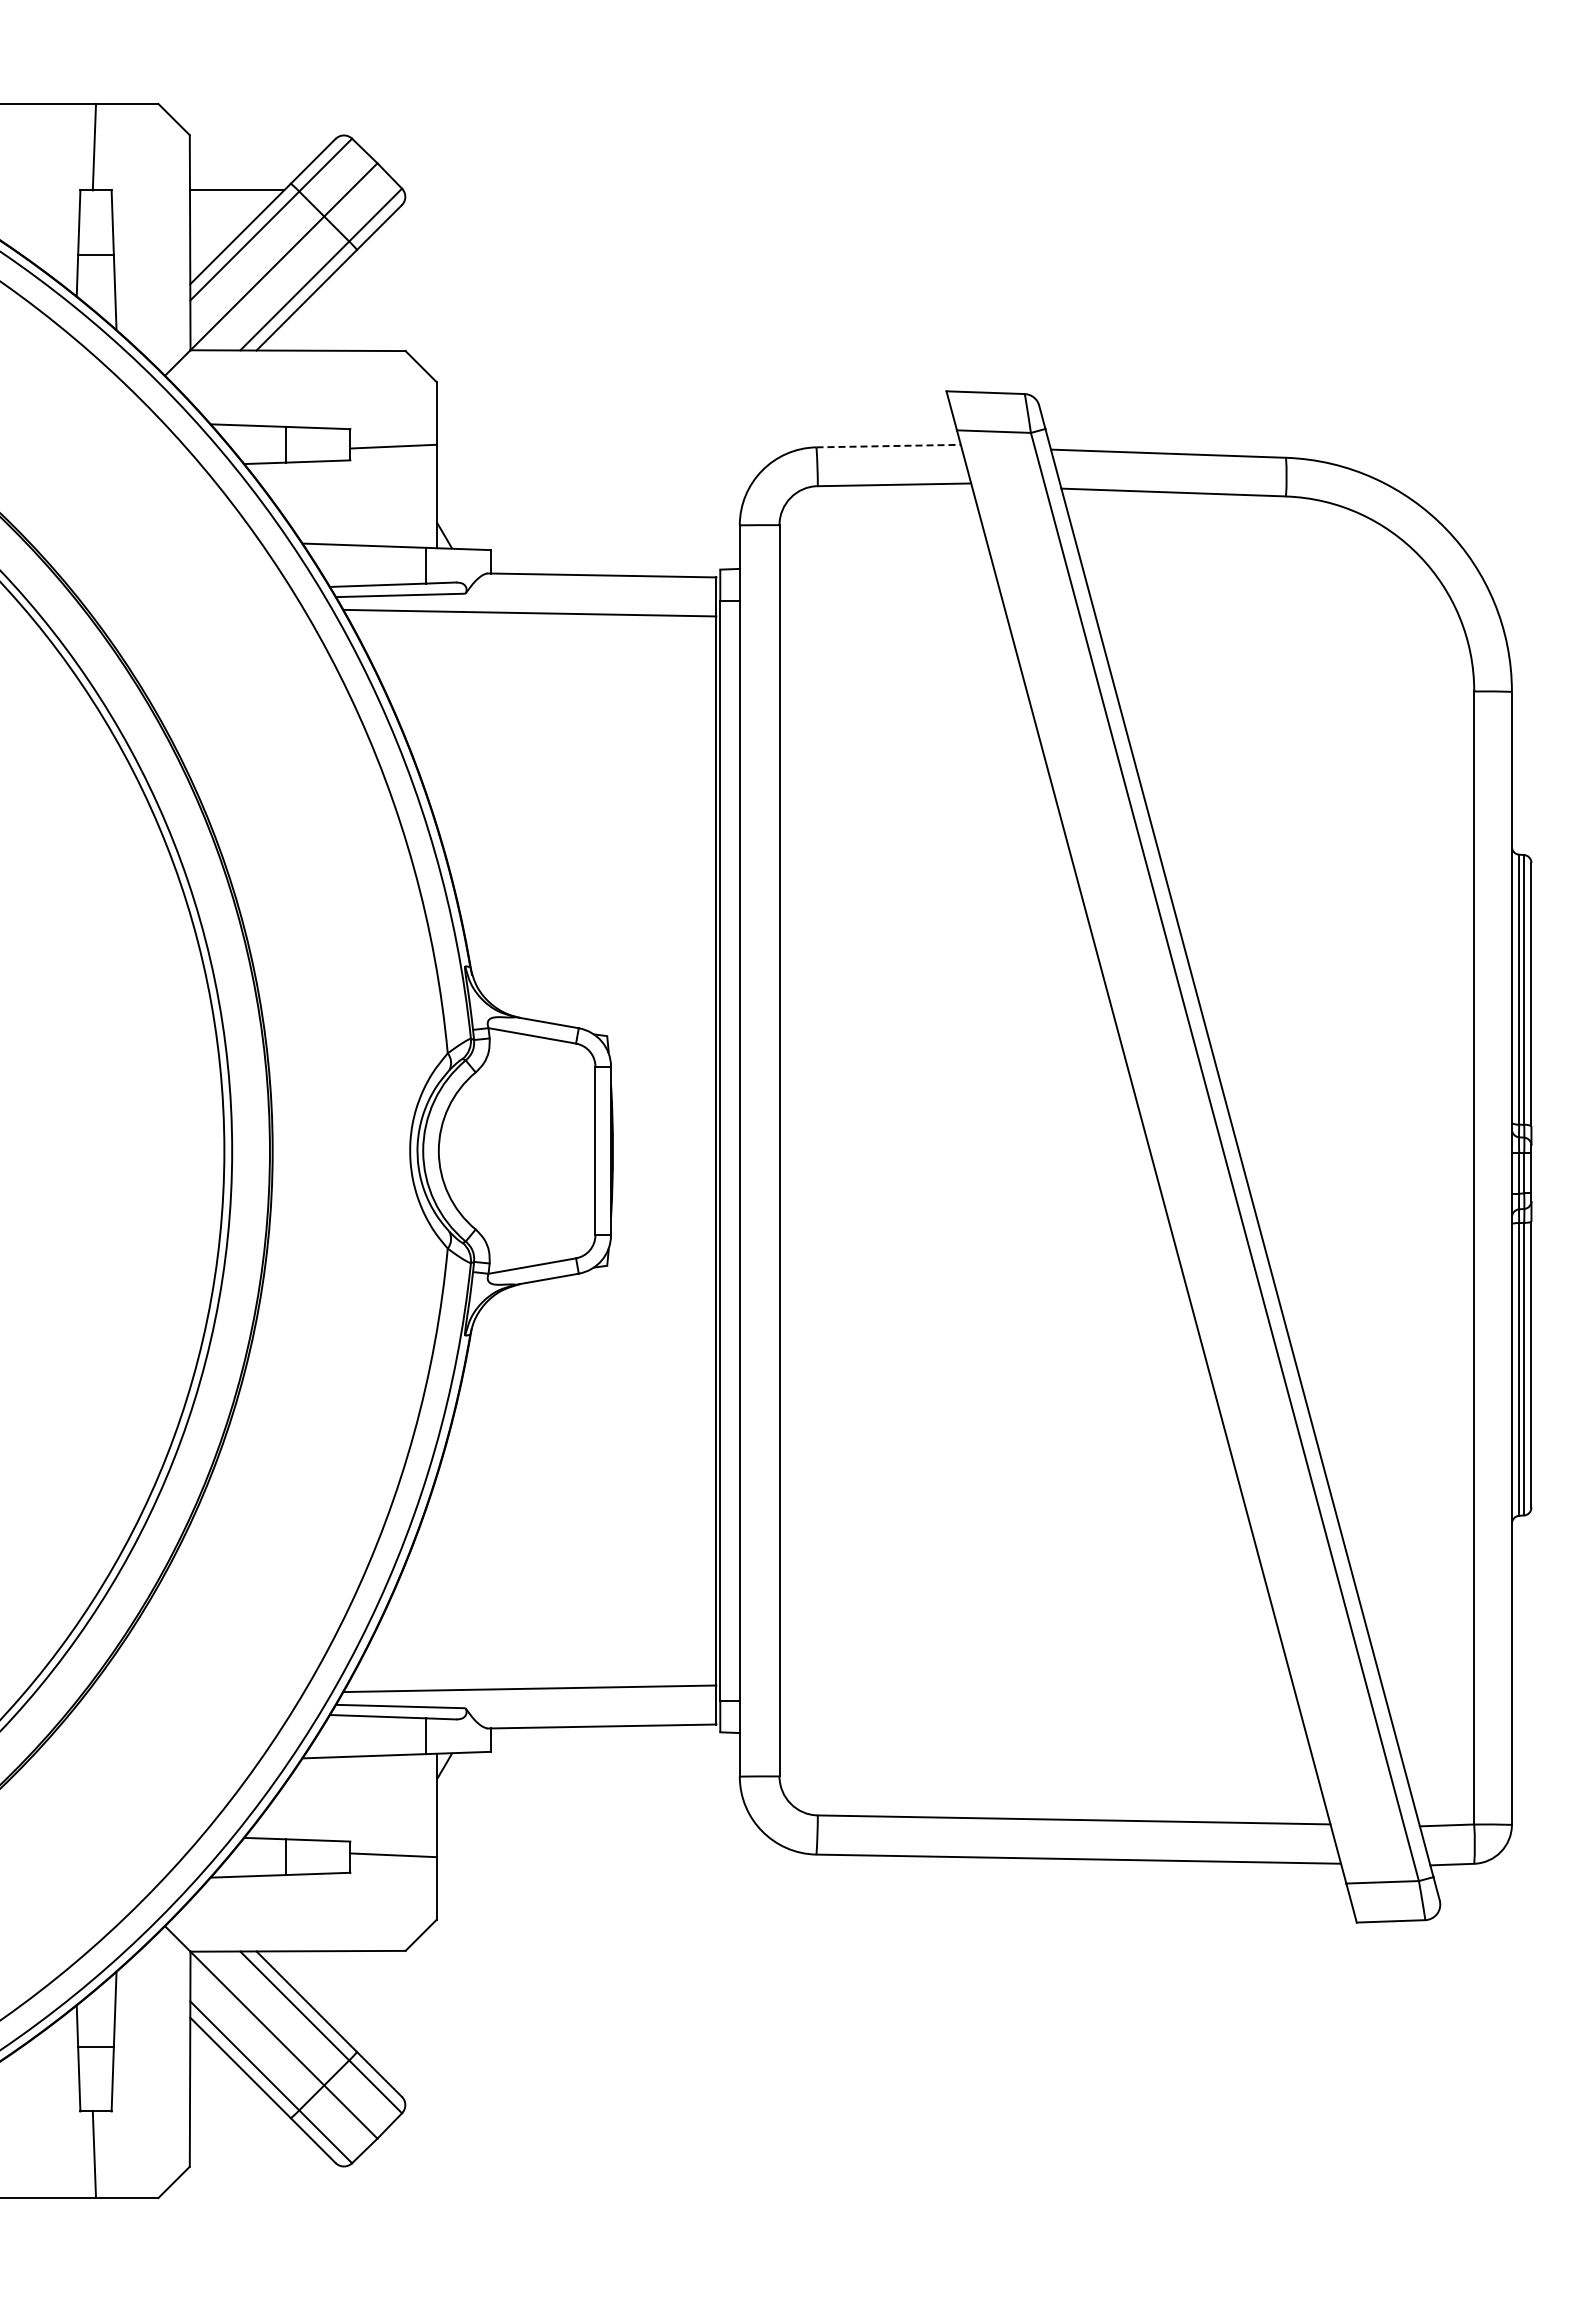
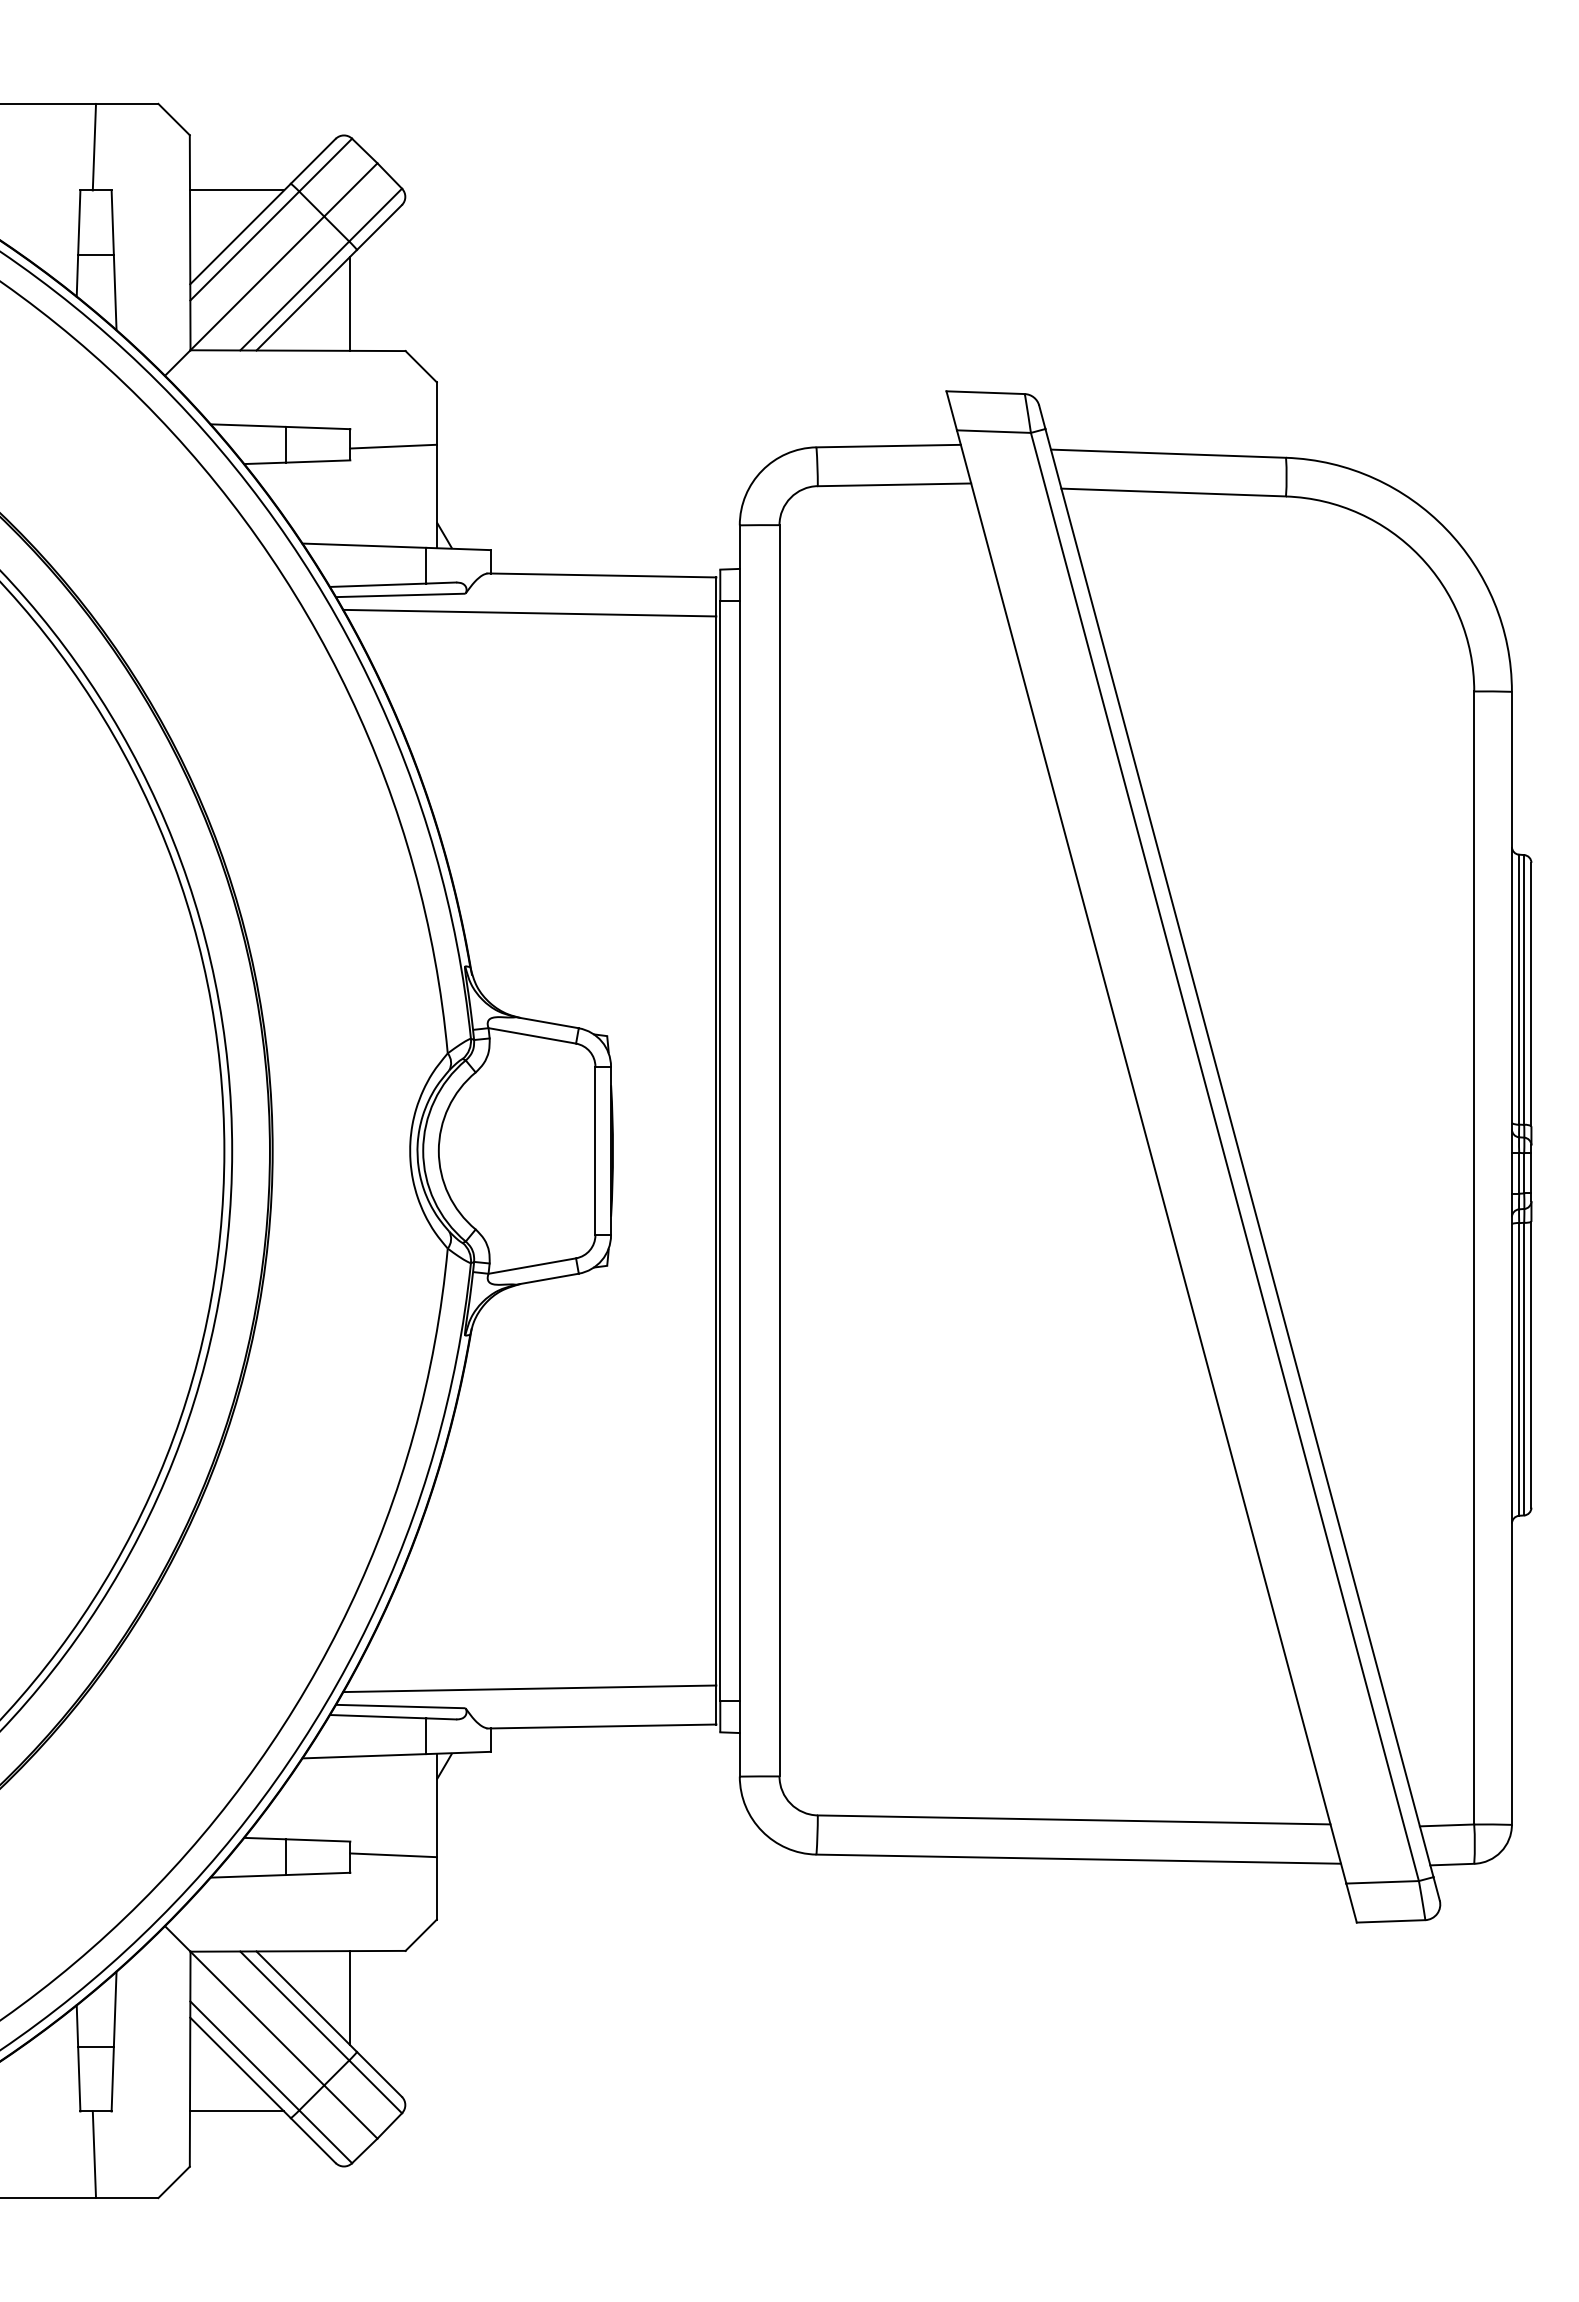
line: none -> present (350, 303)
line: dashed -> solid (889, 446)
line: none -> present (350, 1998)
line: none -> present (236, 2111)
